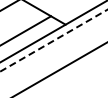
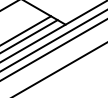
line: none -> present (29, 36)
line: dashed -> solid (54, 40)
line: none -> present (53, 49)
